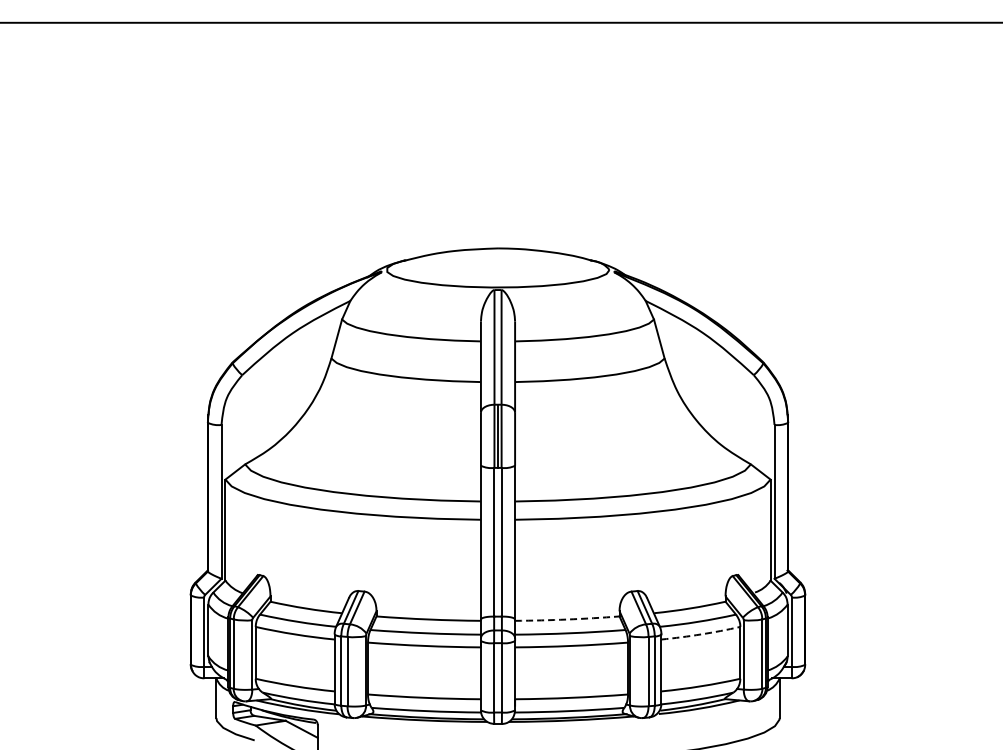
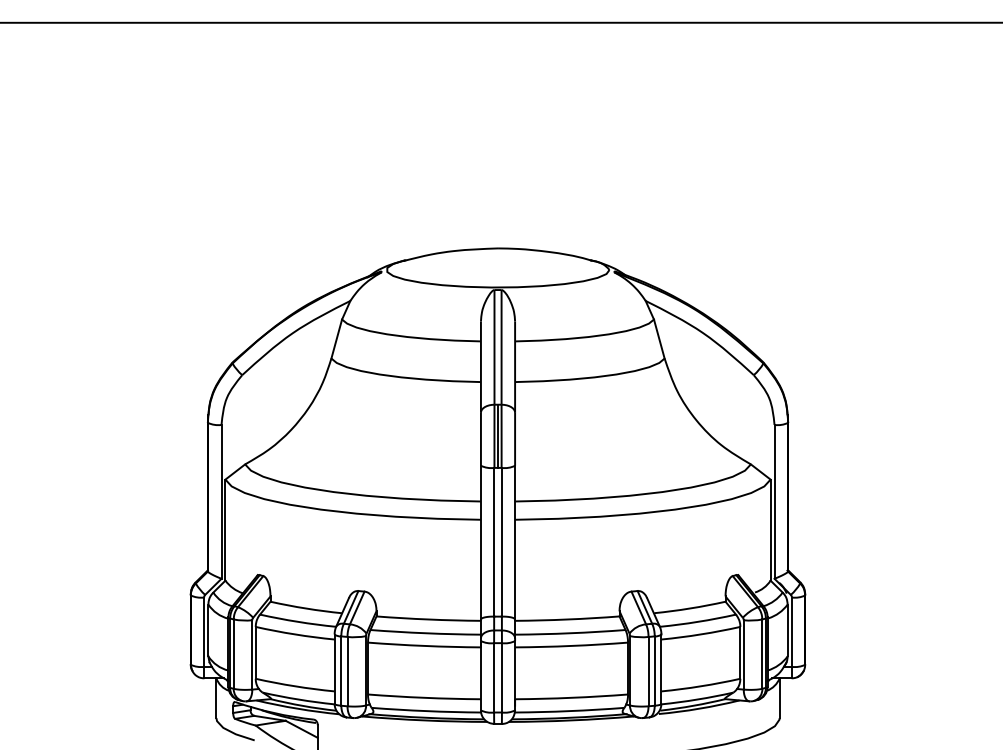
arc: dashed -> solid (567, 619)
arc: dashed -> solid (701, 634)
